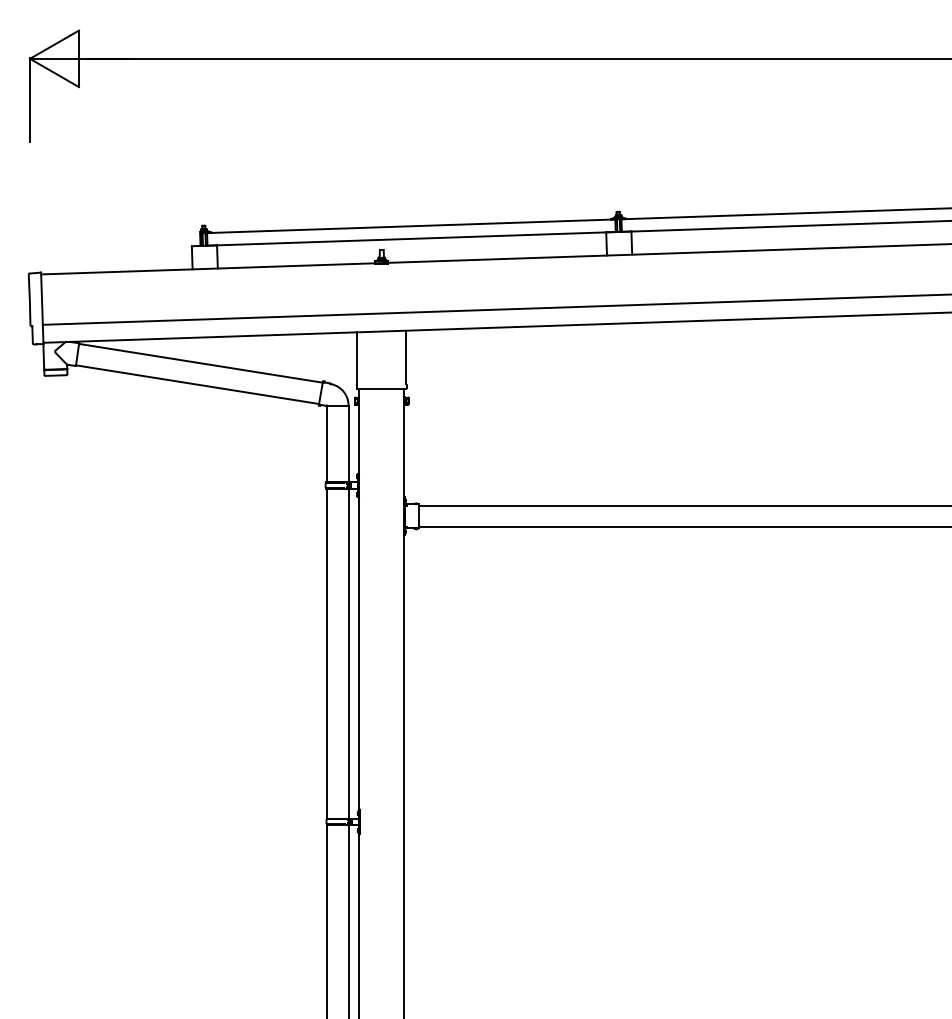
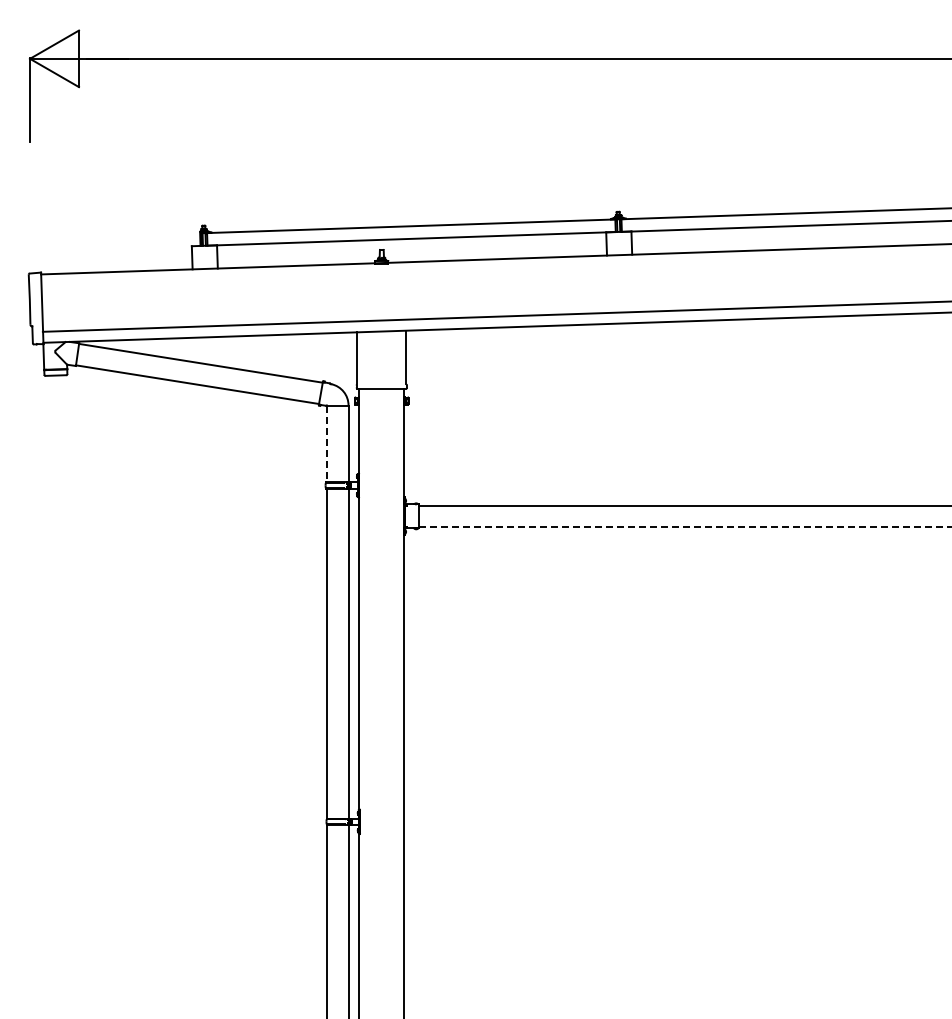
line position: (495, 309) -> (495, 316) (495, 316)
line: solid -> dashed (326, 444)
line: solid -> dashed (686, 527)
